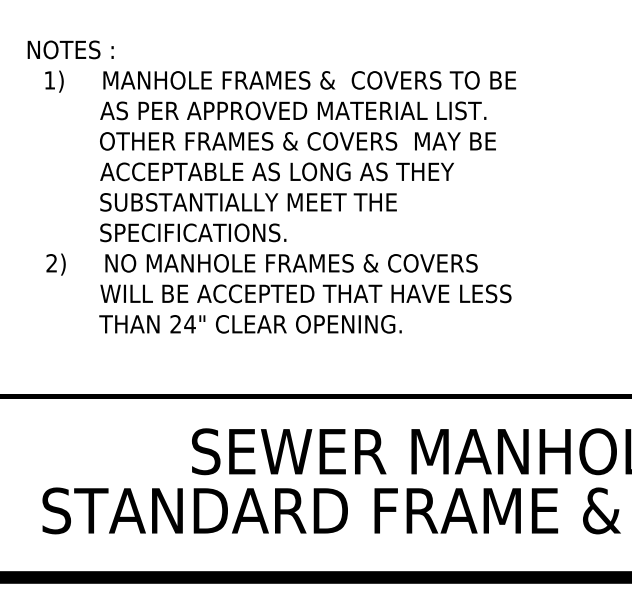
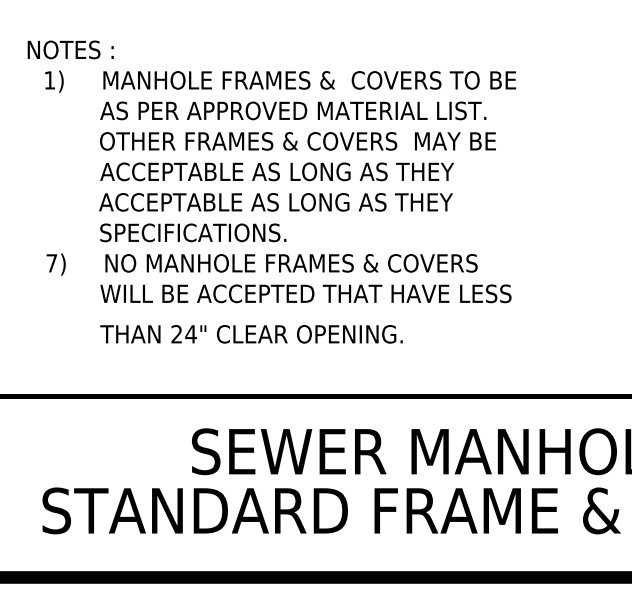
text: SUBSTANTIALLY MEET THE -> ACCEPTABLE AS LONG AS THEY (275, 202)
text: 2) -> 7) (51, 263)
text position: (250, 324) -> (251, 334) (251, 334)
